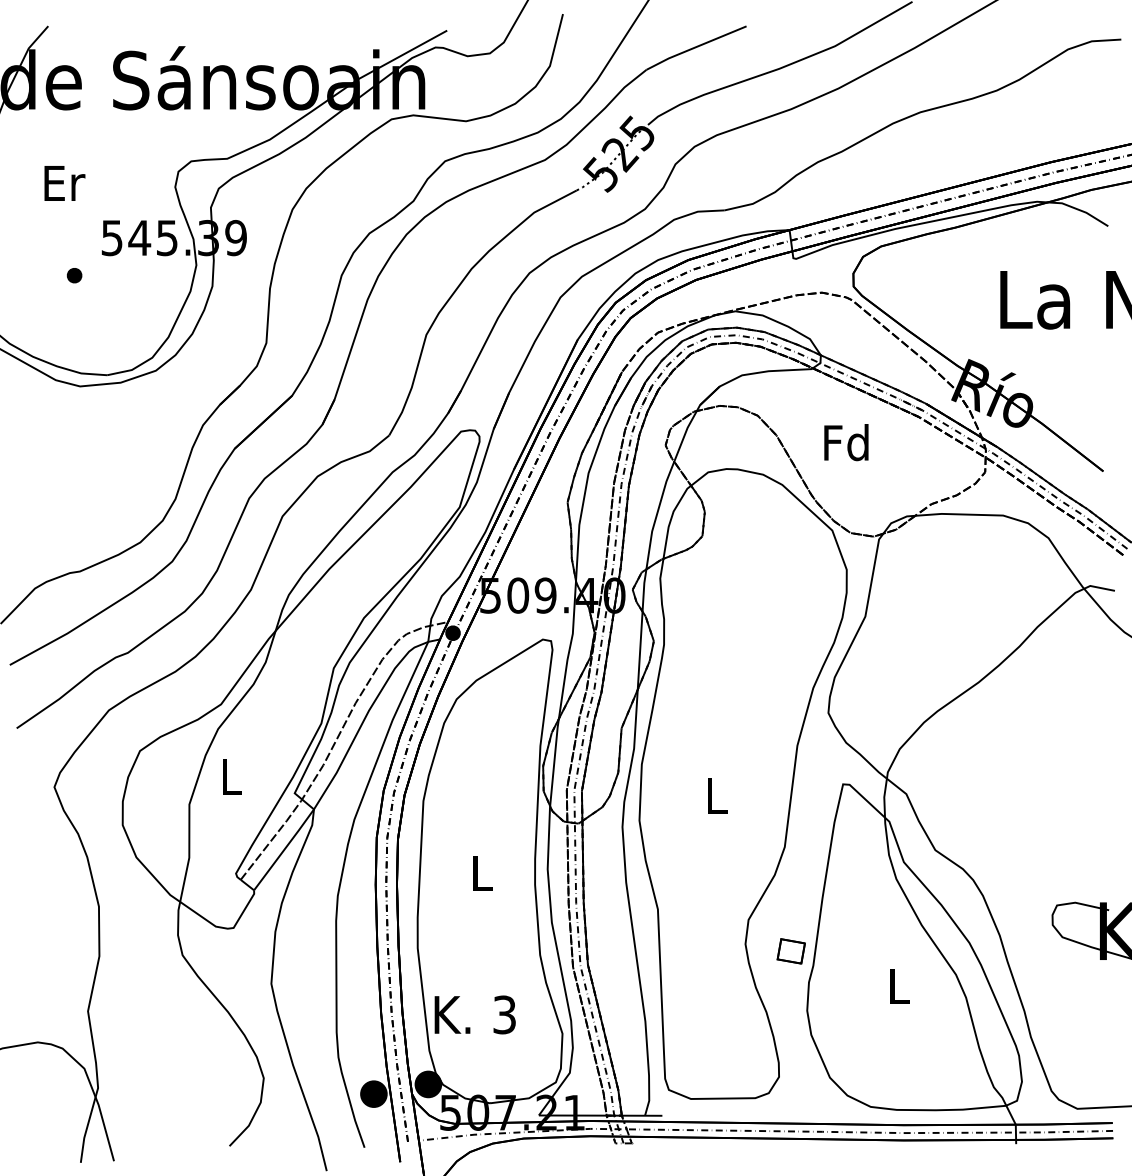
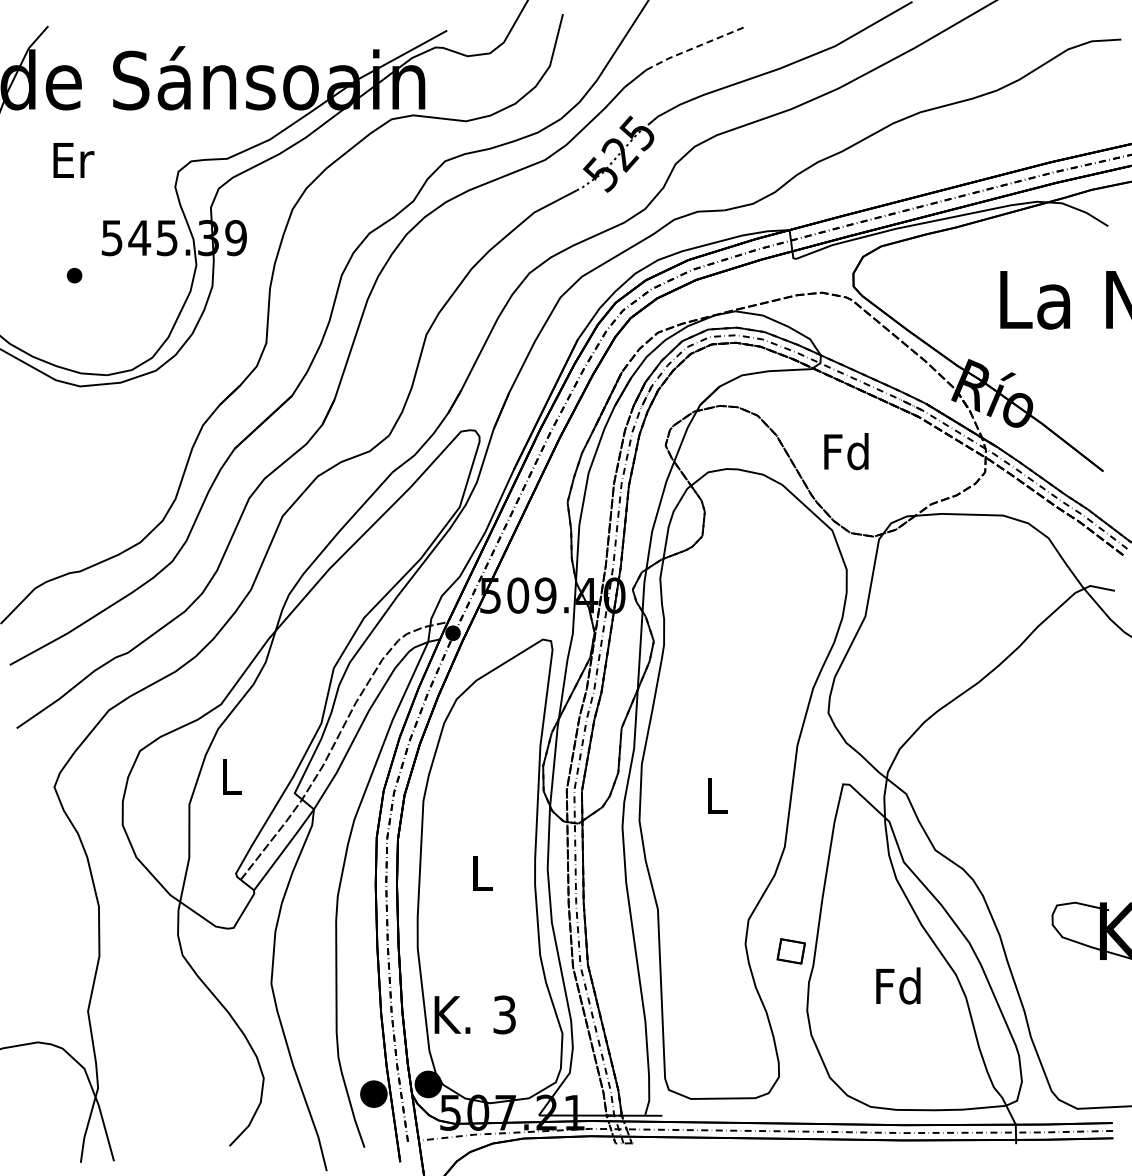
line: solid -> dashed (695, 47)
text position: (64, 183) -> (73, 160) (73, 160)
text position: (846, 442) -> (846, 451) (846, 451)
text: L -> Fd (898, 985)
